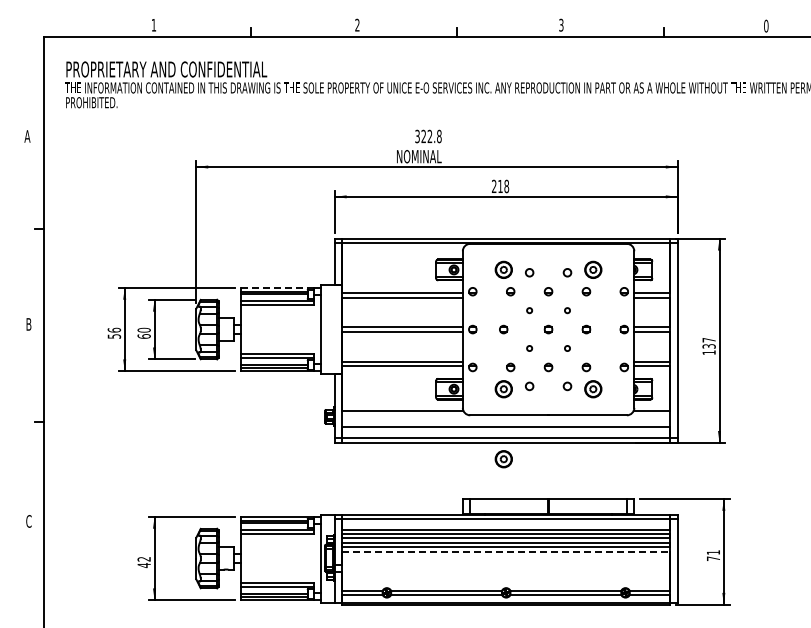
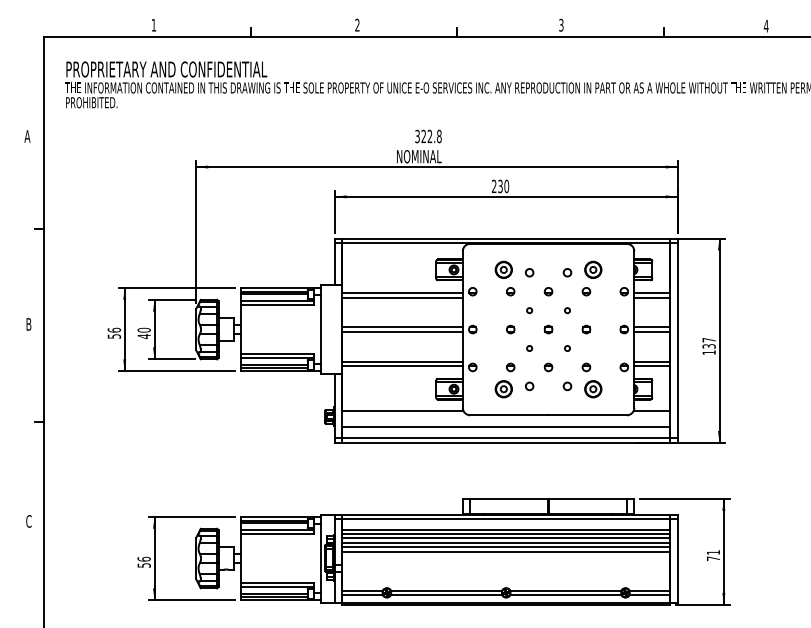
text: 0 -> 4 (765, 25)
text: 218 -> 230 (503, 186)
line: dashed -> solid (277, 287)
part position: (503, 329) -> (510, 329) (510, 329)
text: 60 -> 40 (143, 336)
part: present -> none (503, 459)
line: dashed -> solid (506, 551)
text: 42 -> 56 (143, 562)
